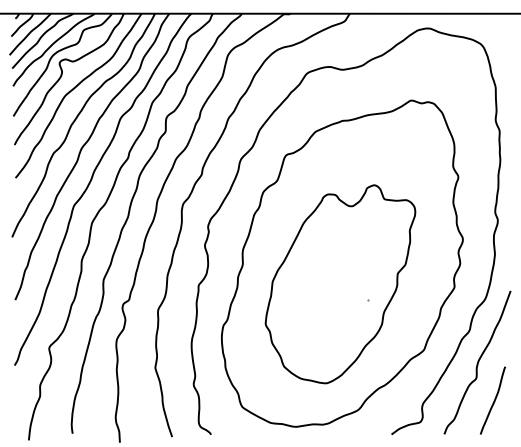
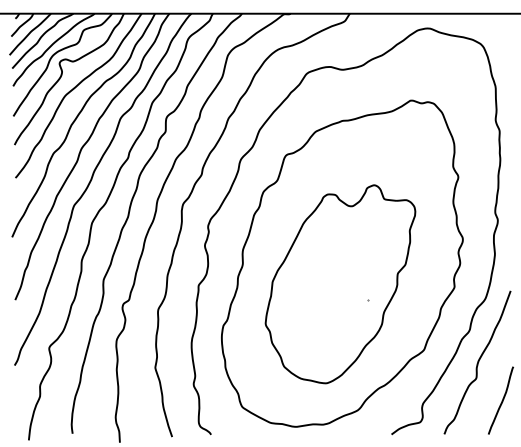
curve position: (493, 400) -> (501, 400) (501, 400)
